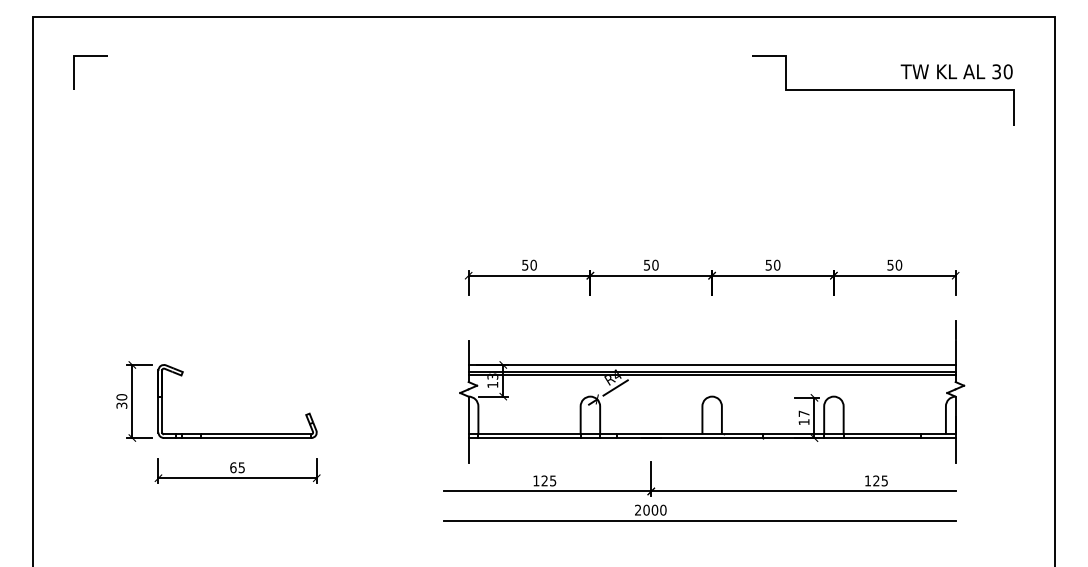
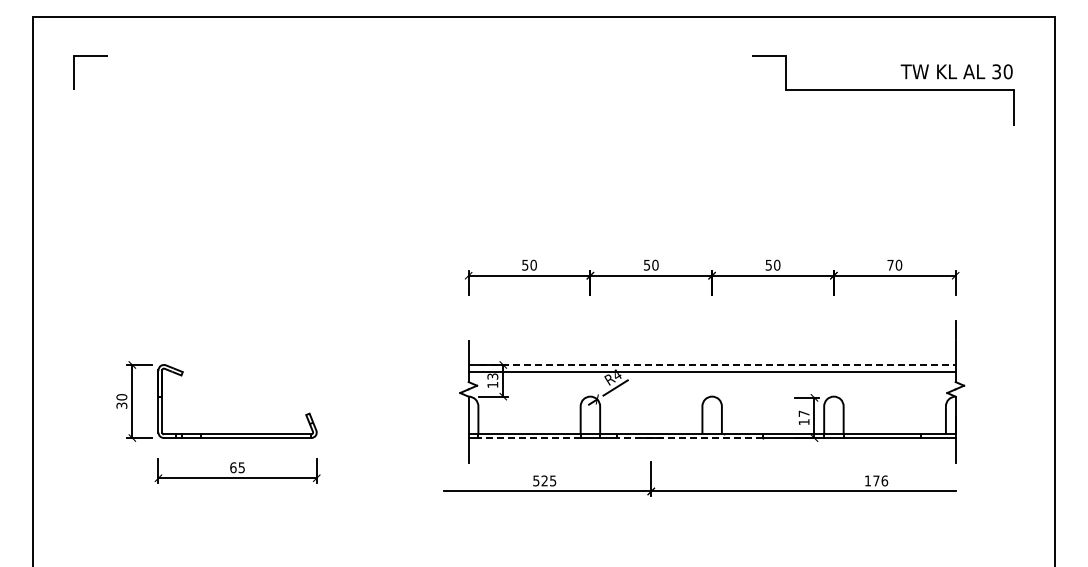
text: 50 -> 70 (890, 265)
line: solid -> dashed (712, 364)
line: present -> none (711, 375)
line: solid -> dashed (529, 438)
line: solid -> dashed (689, 438)
text: 125 -> 525 (536, 480)
text: 125 -> 176 (880, 480)
part: present -> none (699, 520)
